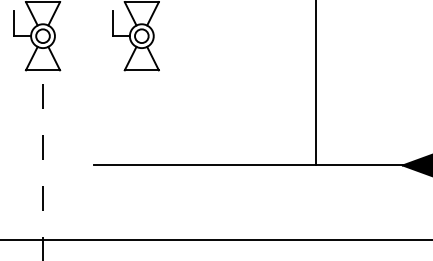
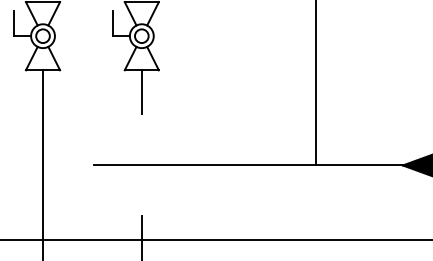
line: none -> present (141, 92)
line: dashed -> solid (43, 165)
line: none -> present (141, 236)
